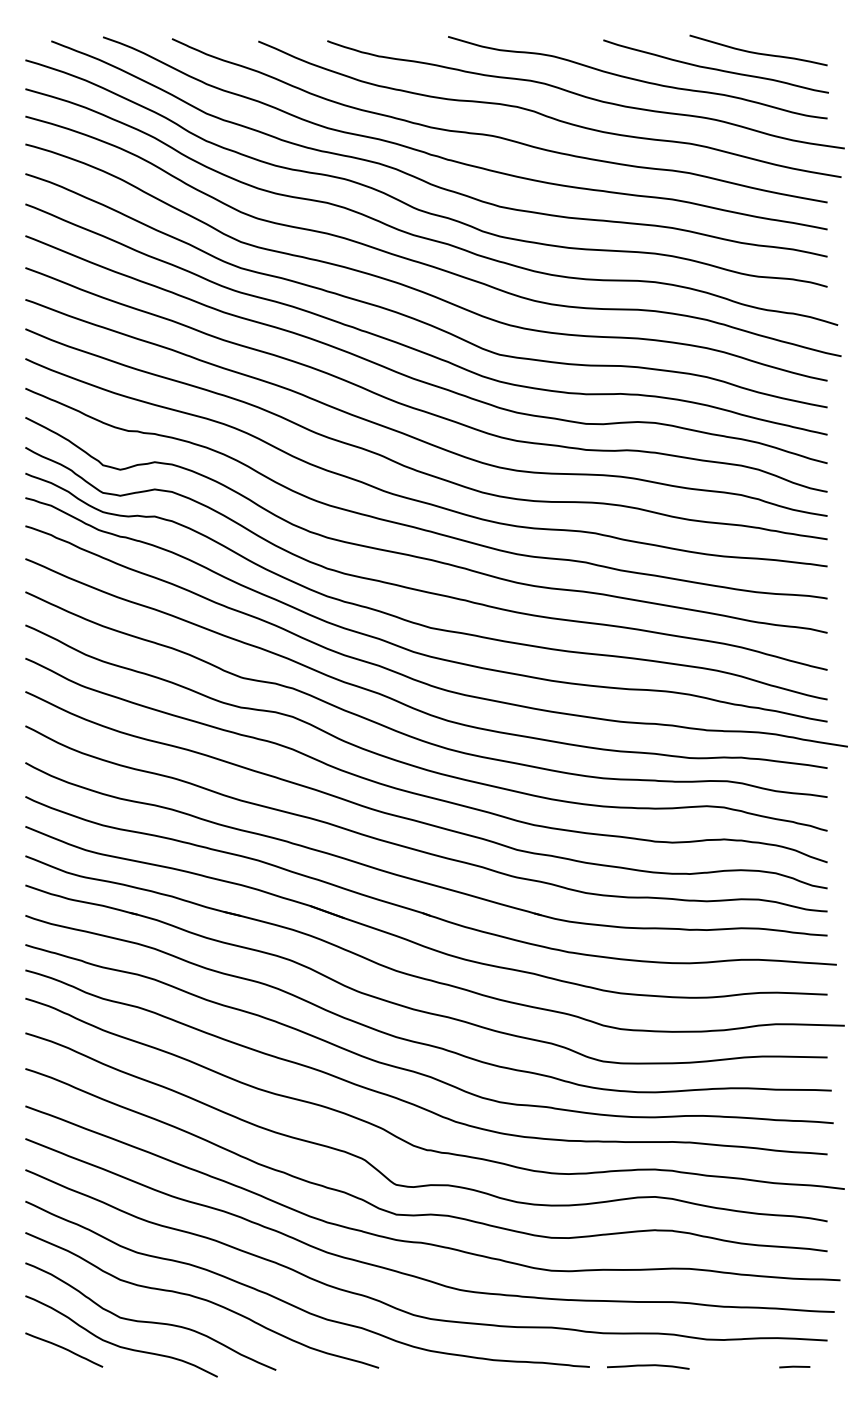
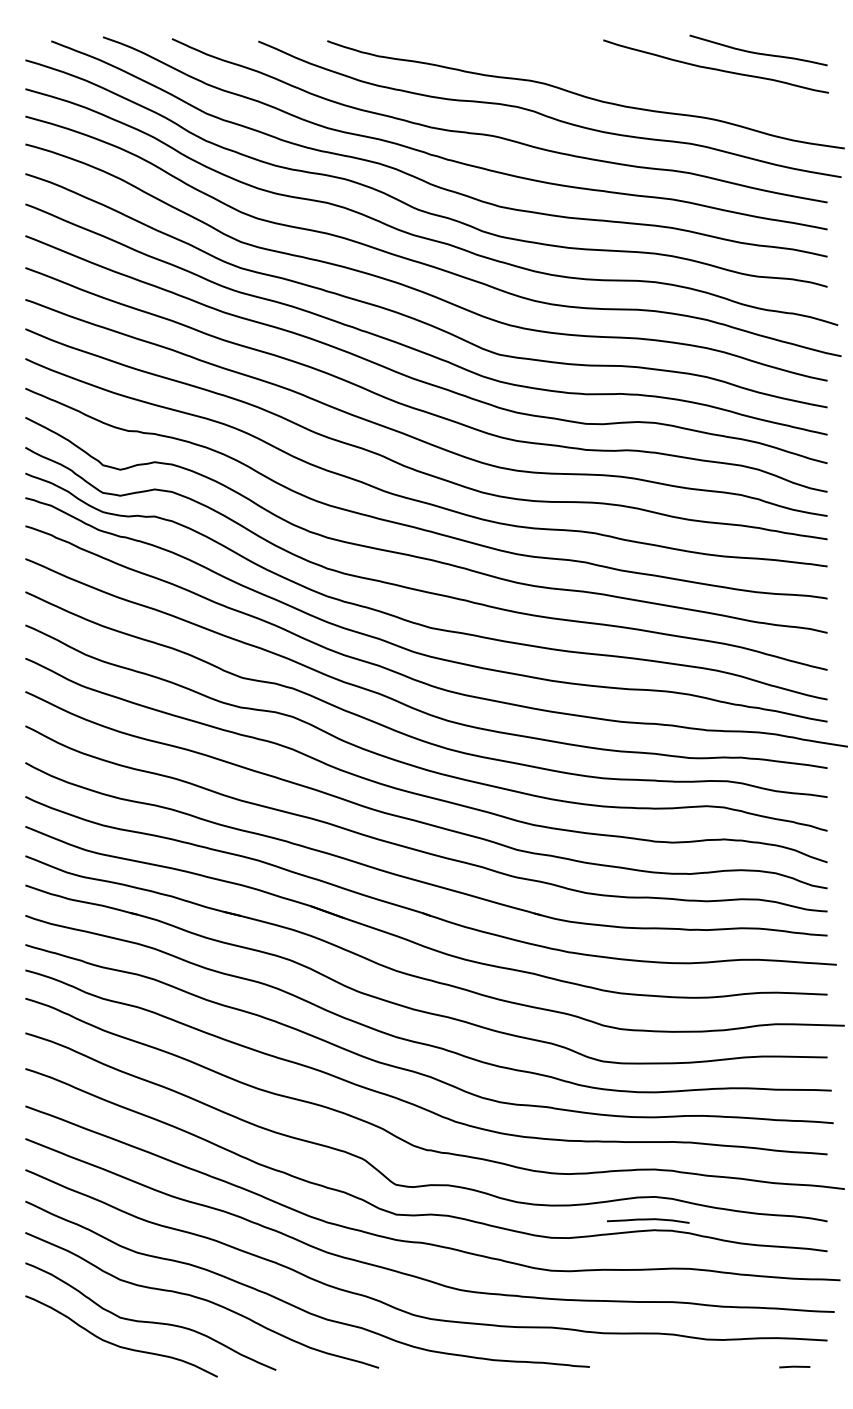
curve: present -> none (637, 79)
curve: present -> none (64, 1349)
curve position: (648, 1366) -> (648, 1220) (648, 1220)
